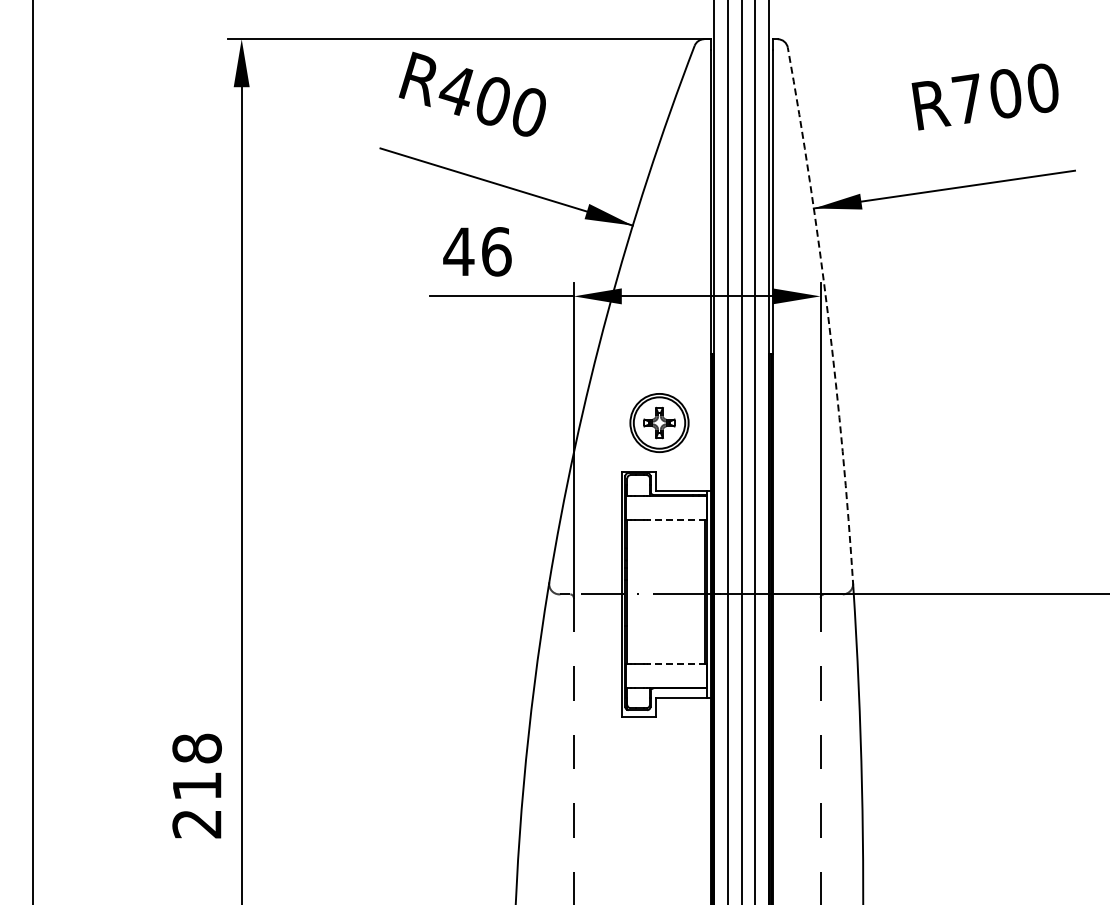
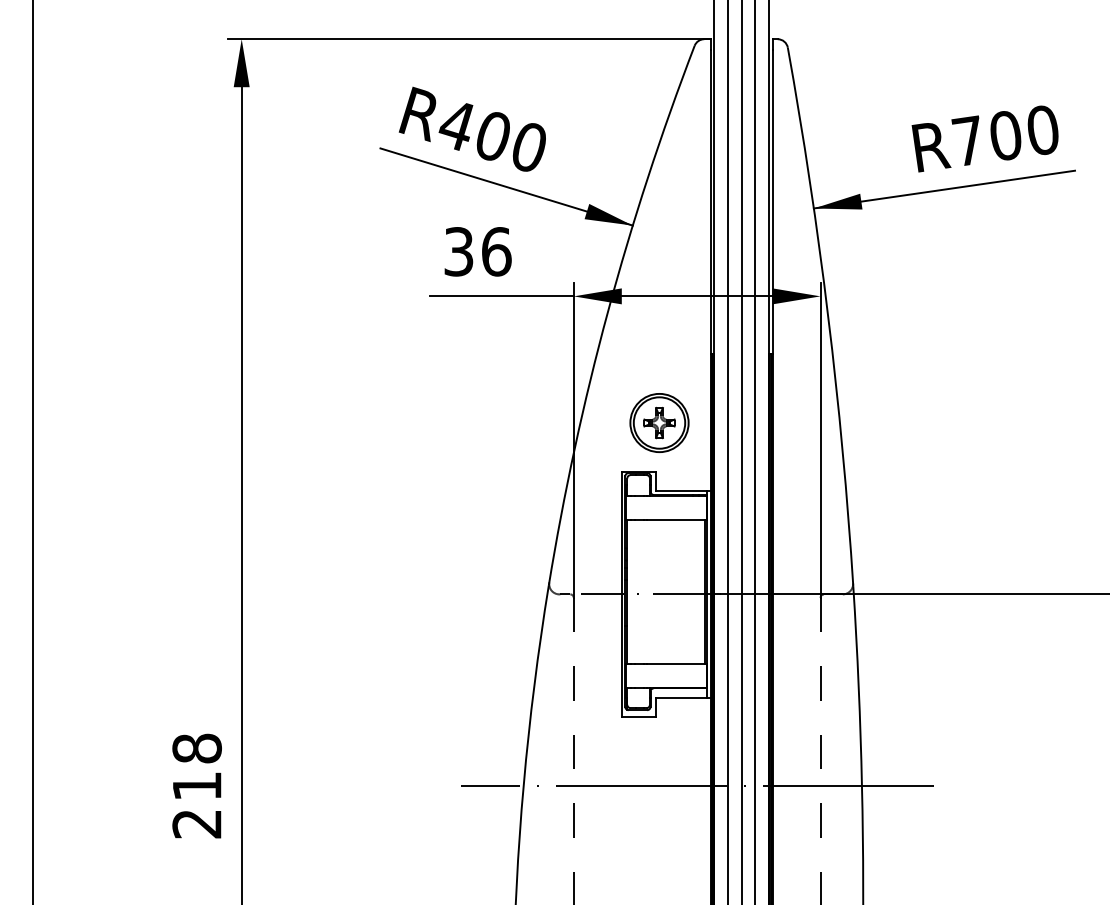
text position: (471, 93) -> (471, 128) (471, 128)
text position: (984, 96) -> (984, 138) (984, 138)
text: 46 -> 36 (458, 251)
arc: dashed -> solid (828, 316)
line: dashed -> solid (676, 519)
line: dashed -> solid (676, 663)
line: none -> present (697, 786)
